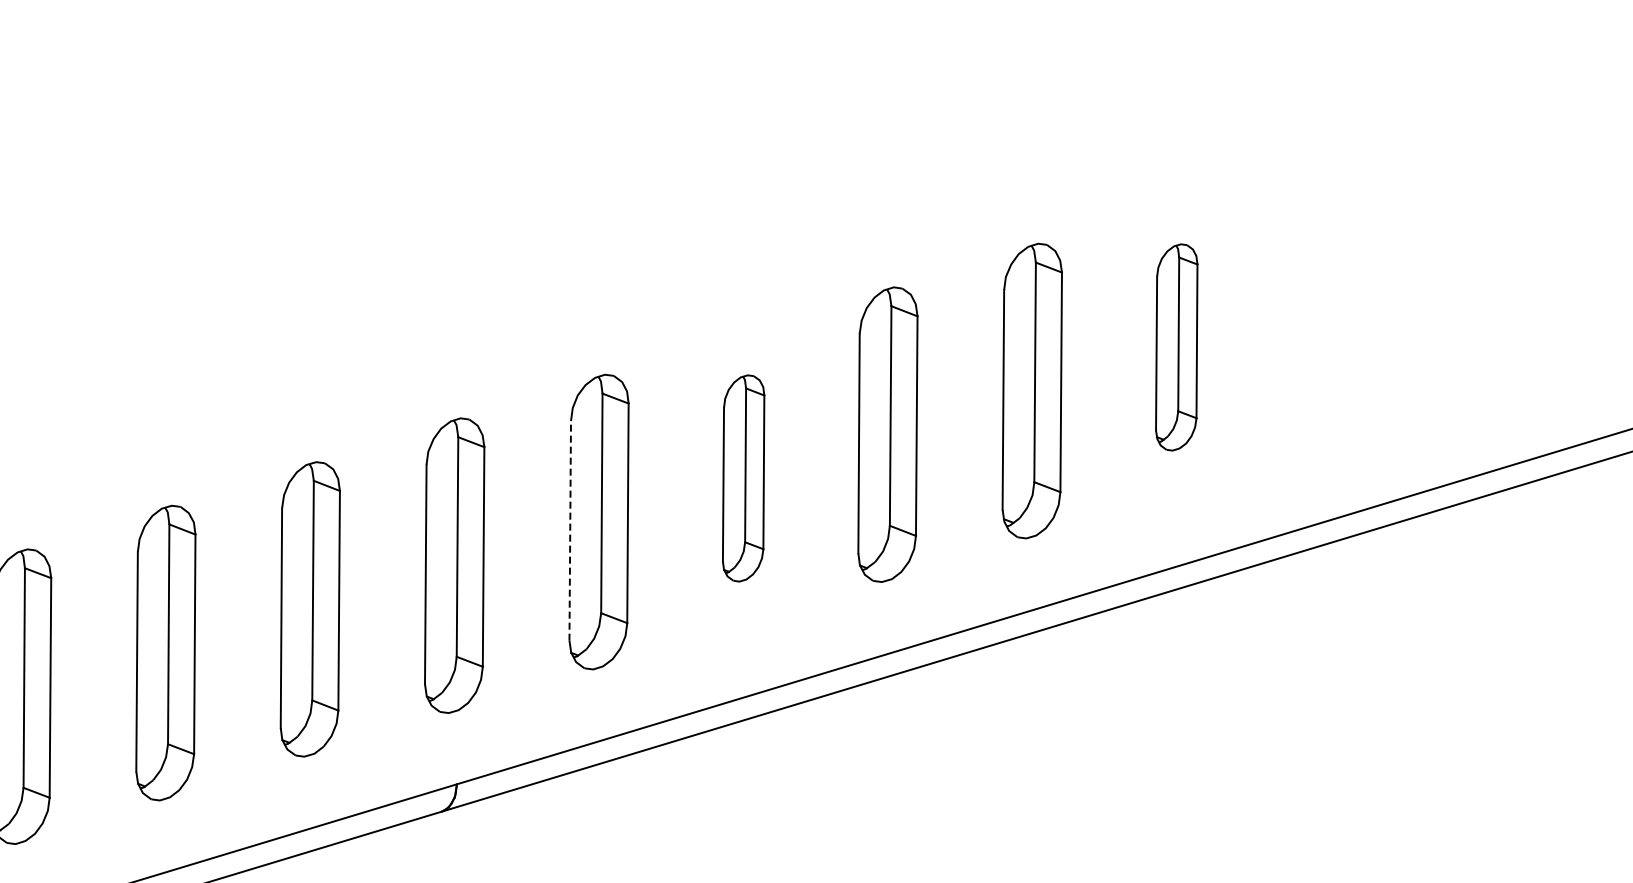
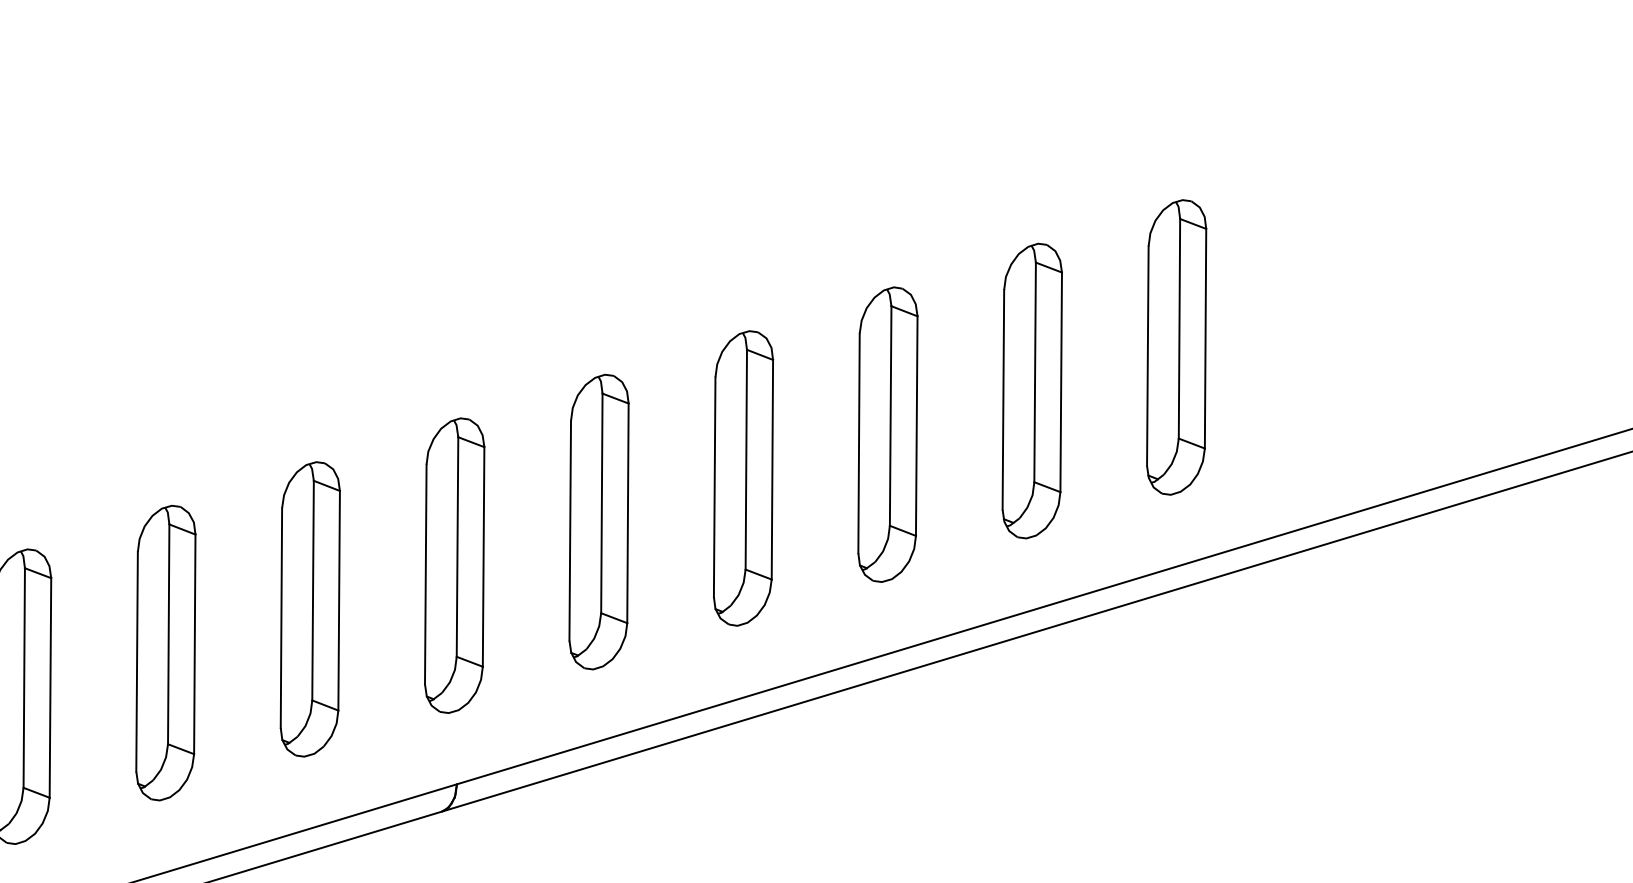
part size: 44x209 px -> 62x297 px (1176, 347)
part size: 44x209 px -> 62x297 px (743, 478)
line: dashed -> solid (570, 530)
